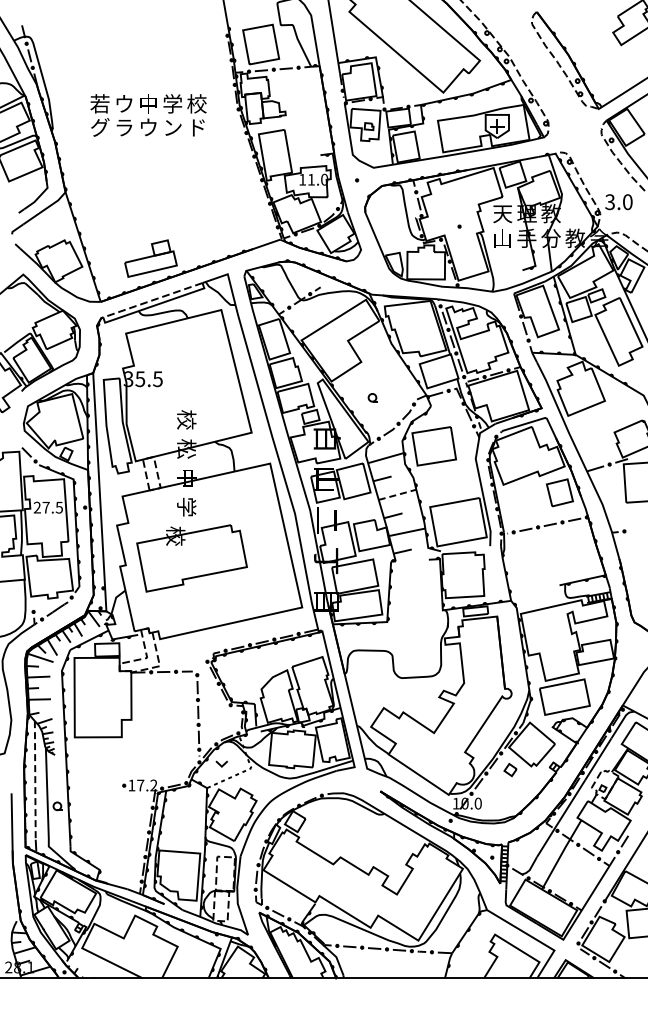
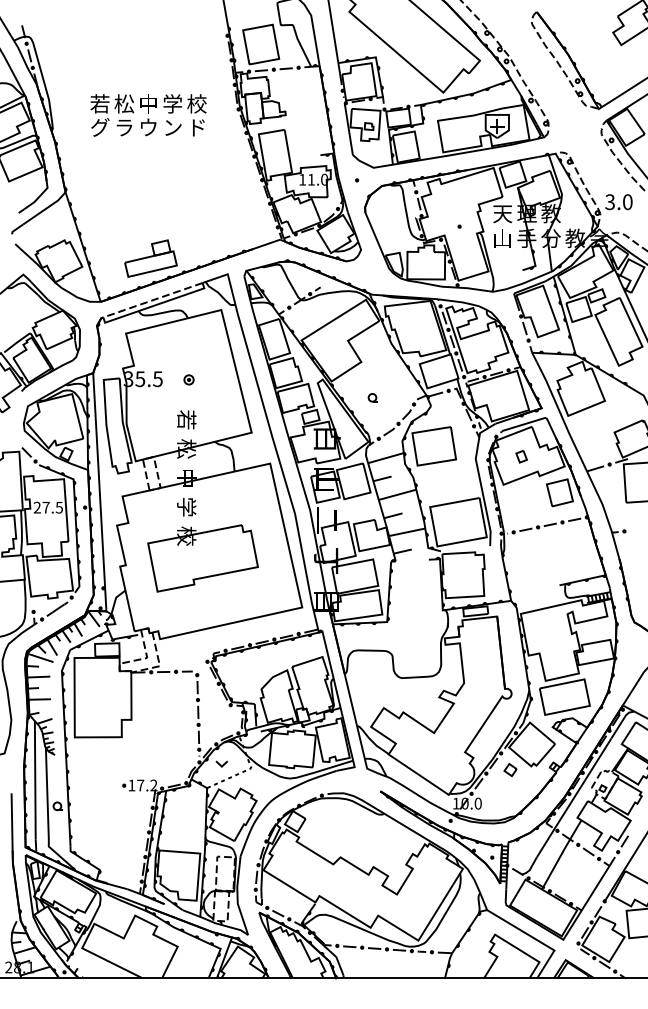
text: ウ -> 松 (124, 103)
part: none -> present (188, 379)
text: 校 -> 若 (186, 419)
part: none -> present (521, 456)
line: dashed -> solid (398, 494)
part position: (191, 558) -> (202, 558) (202, 558)
line: dashed -> solid (35, 780)
